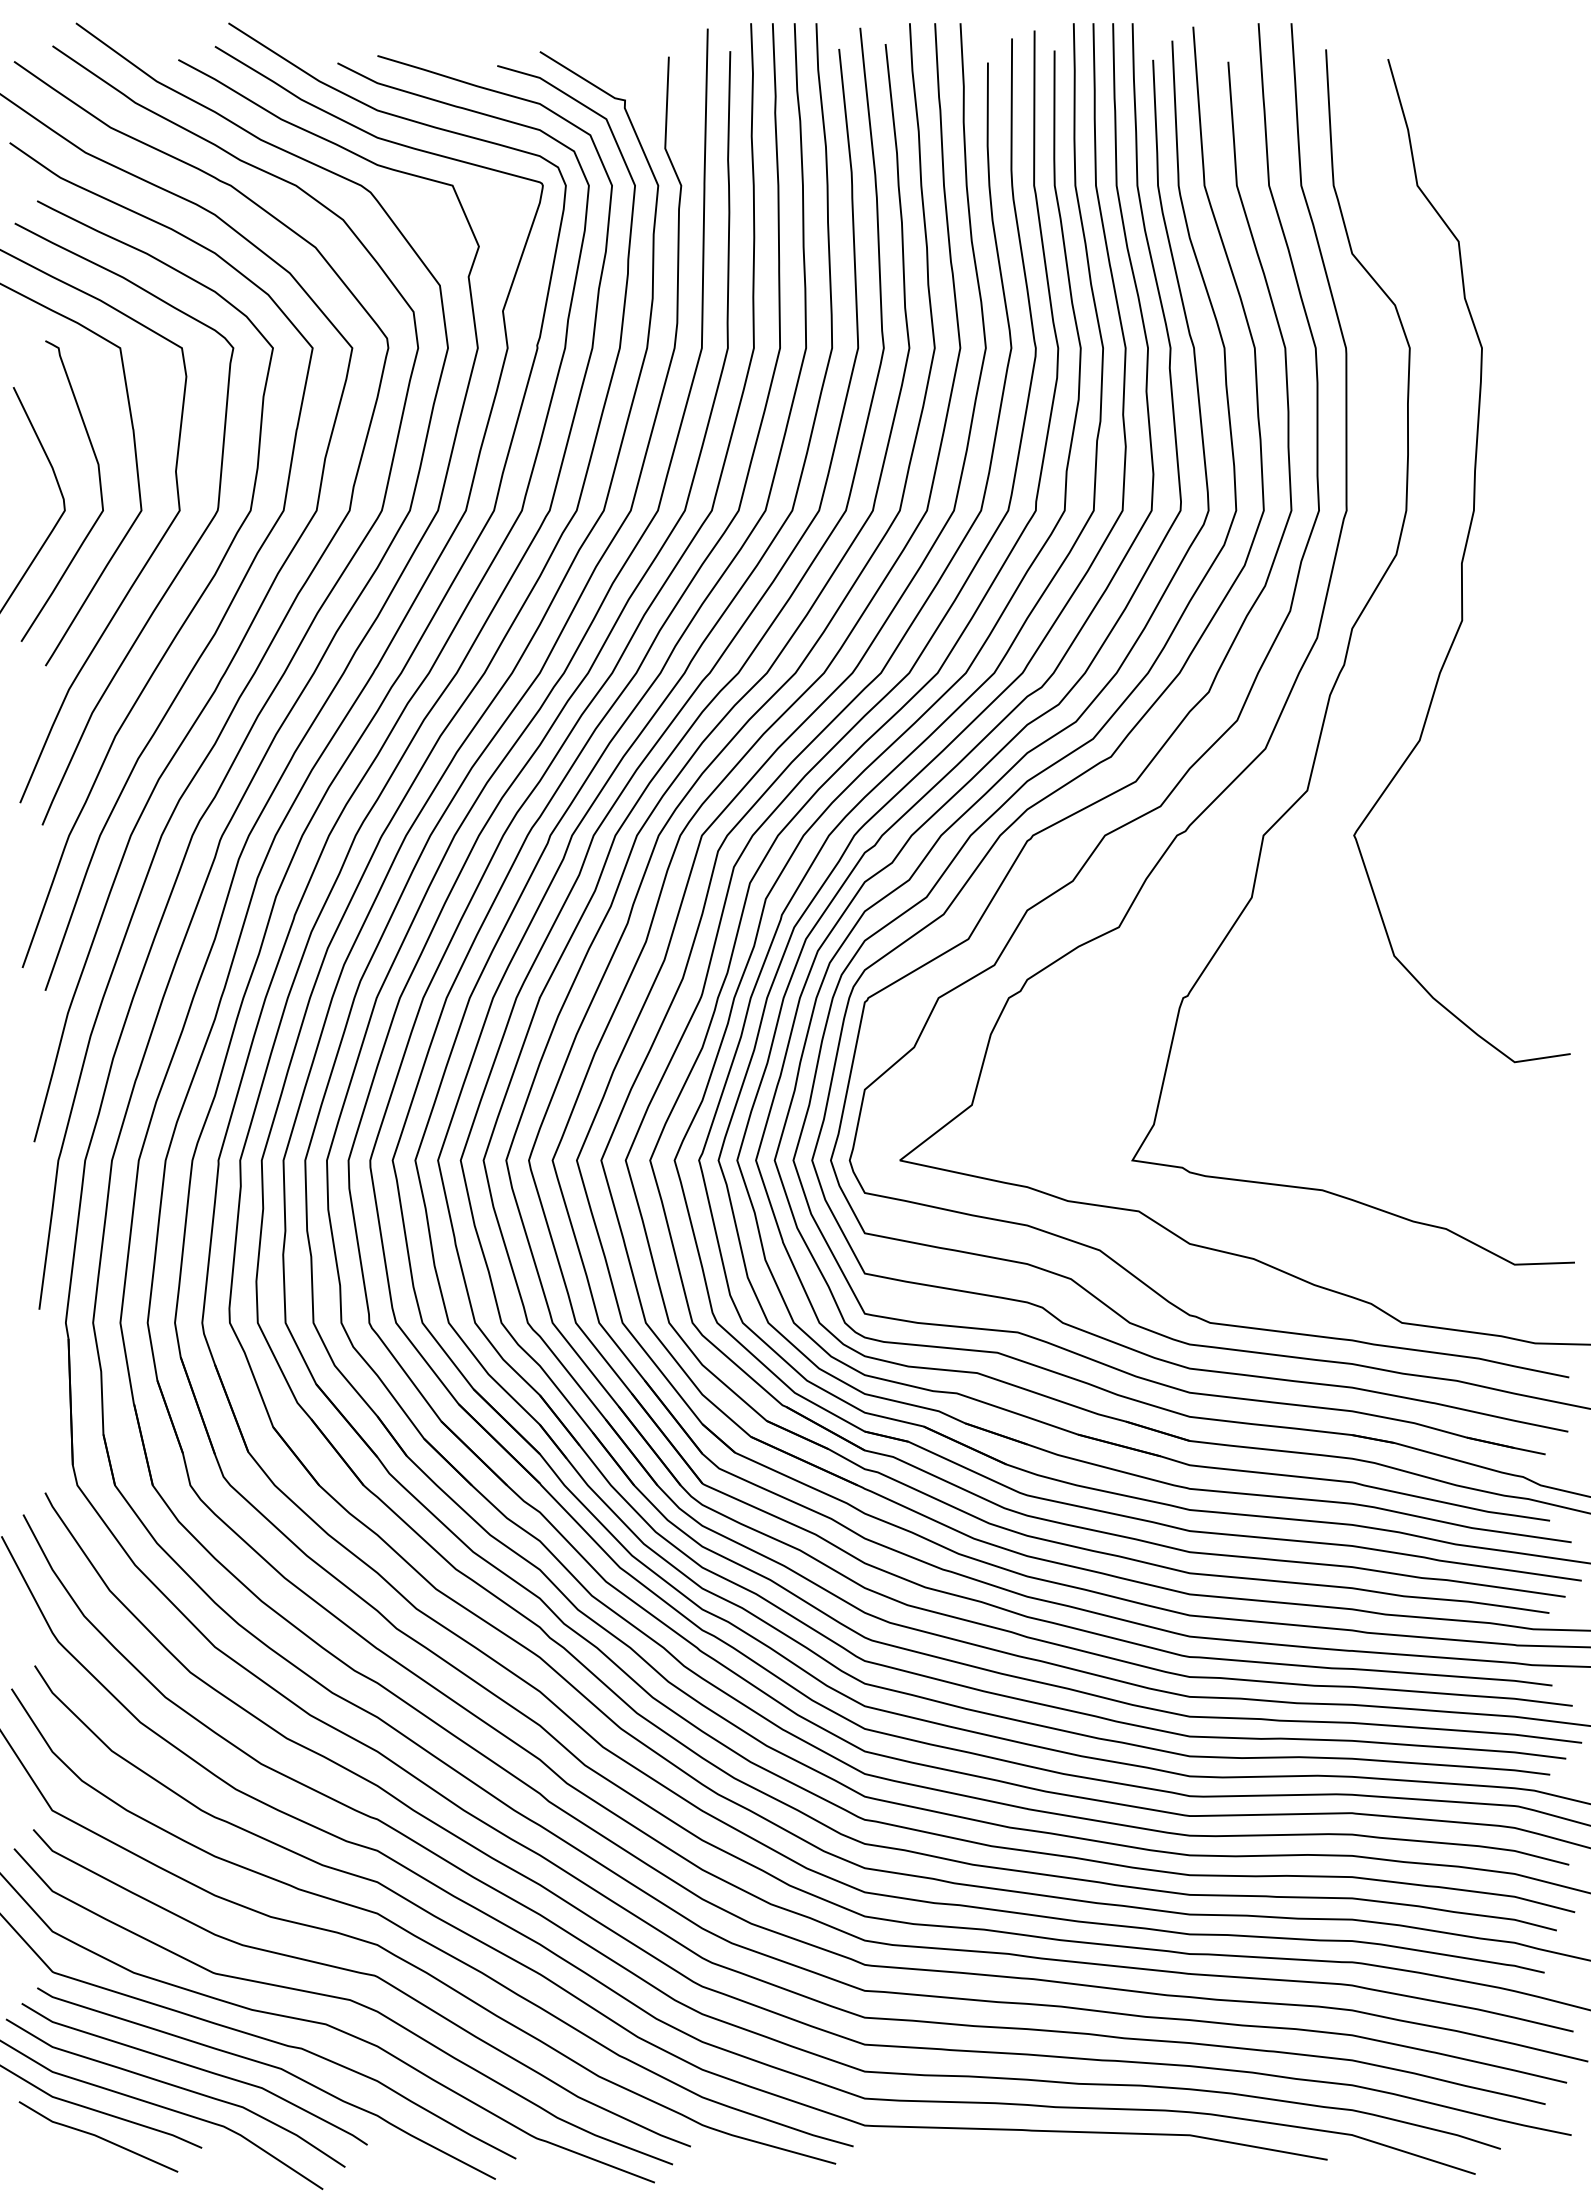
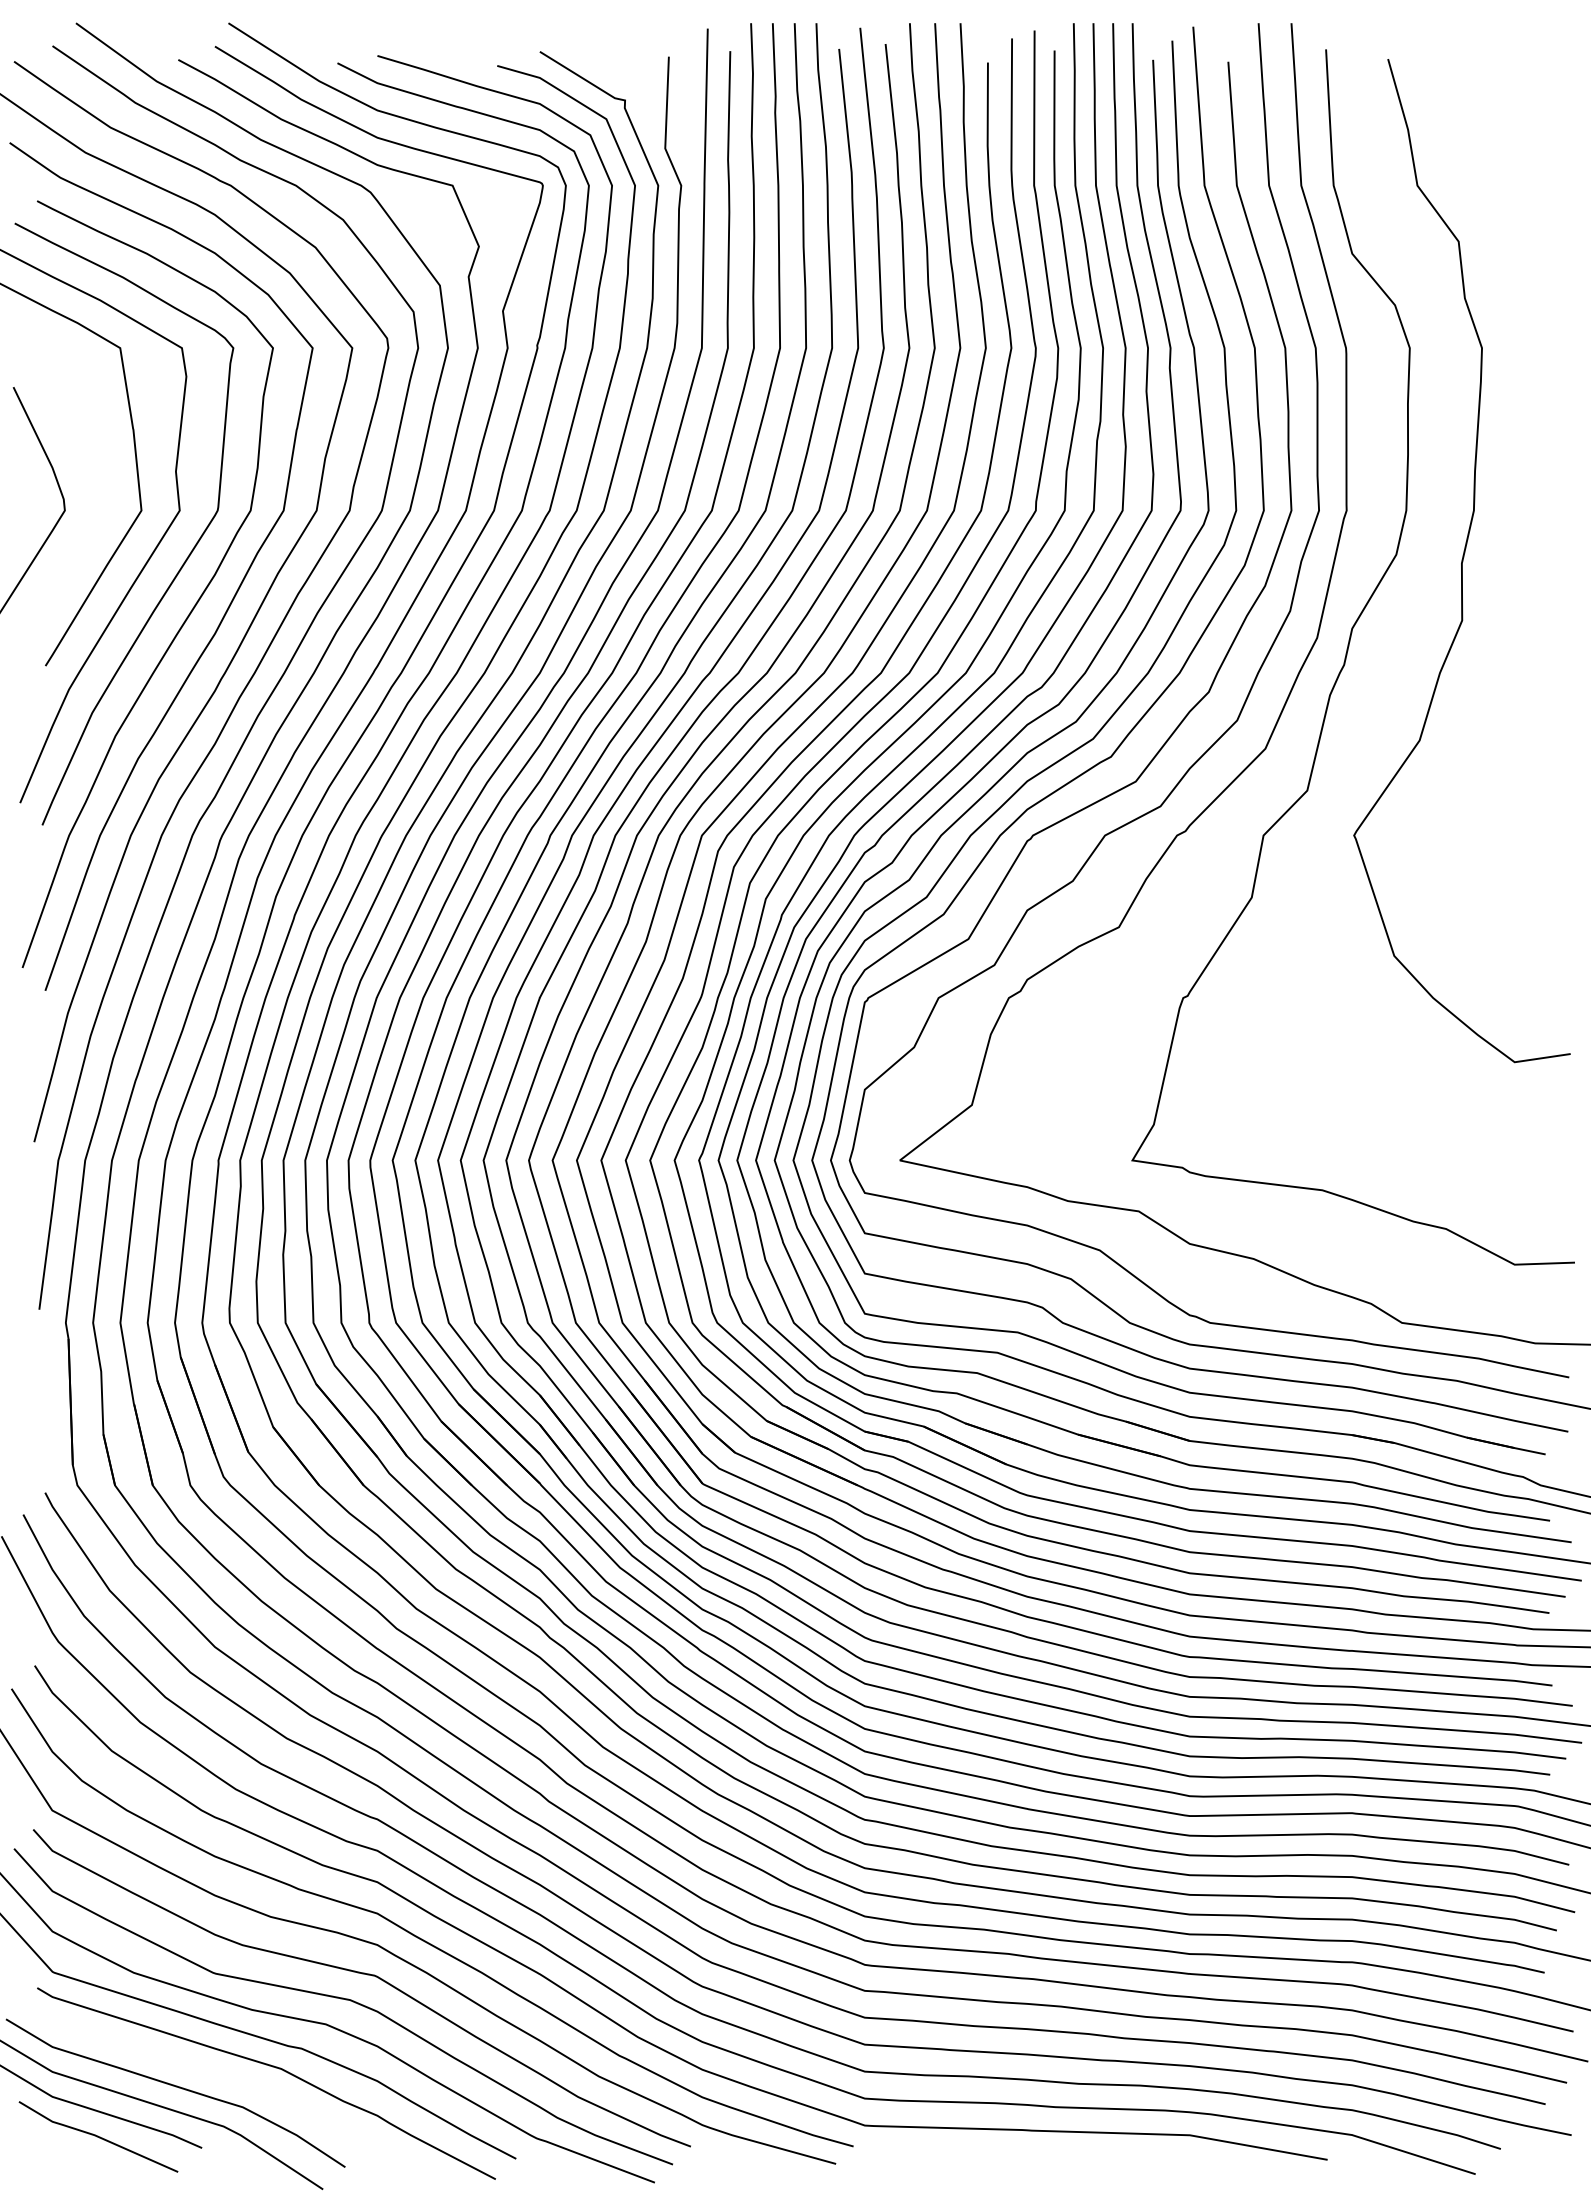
curve: present -> none (99, 487)
curve: present -> none (197, 2069)
